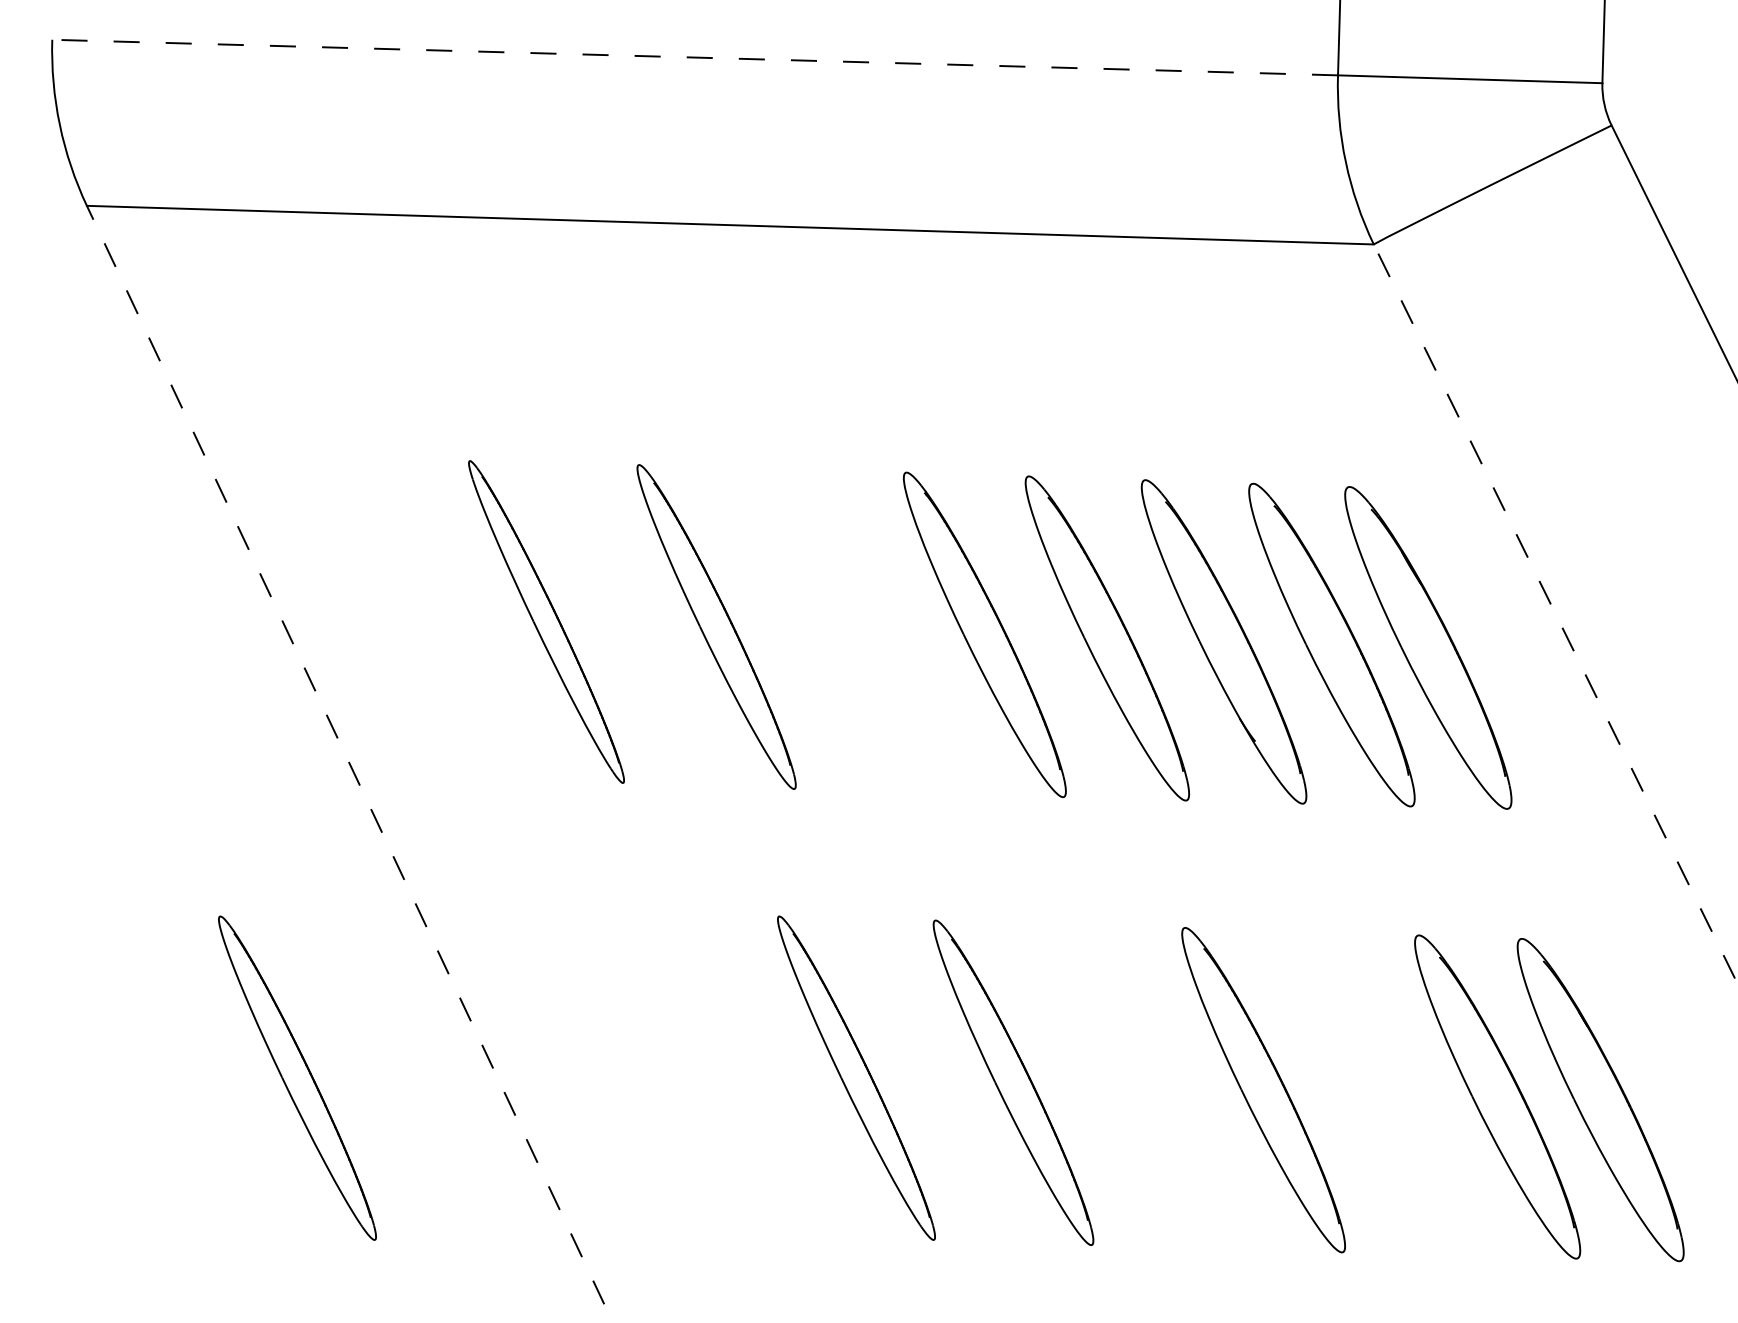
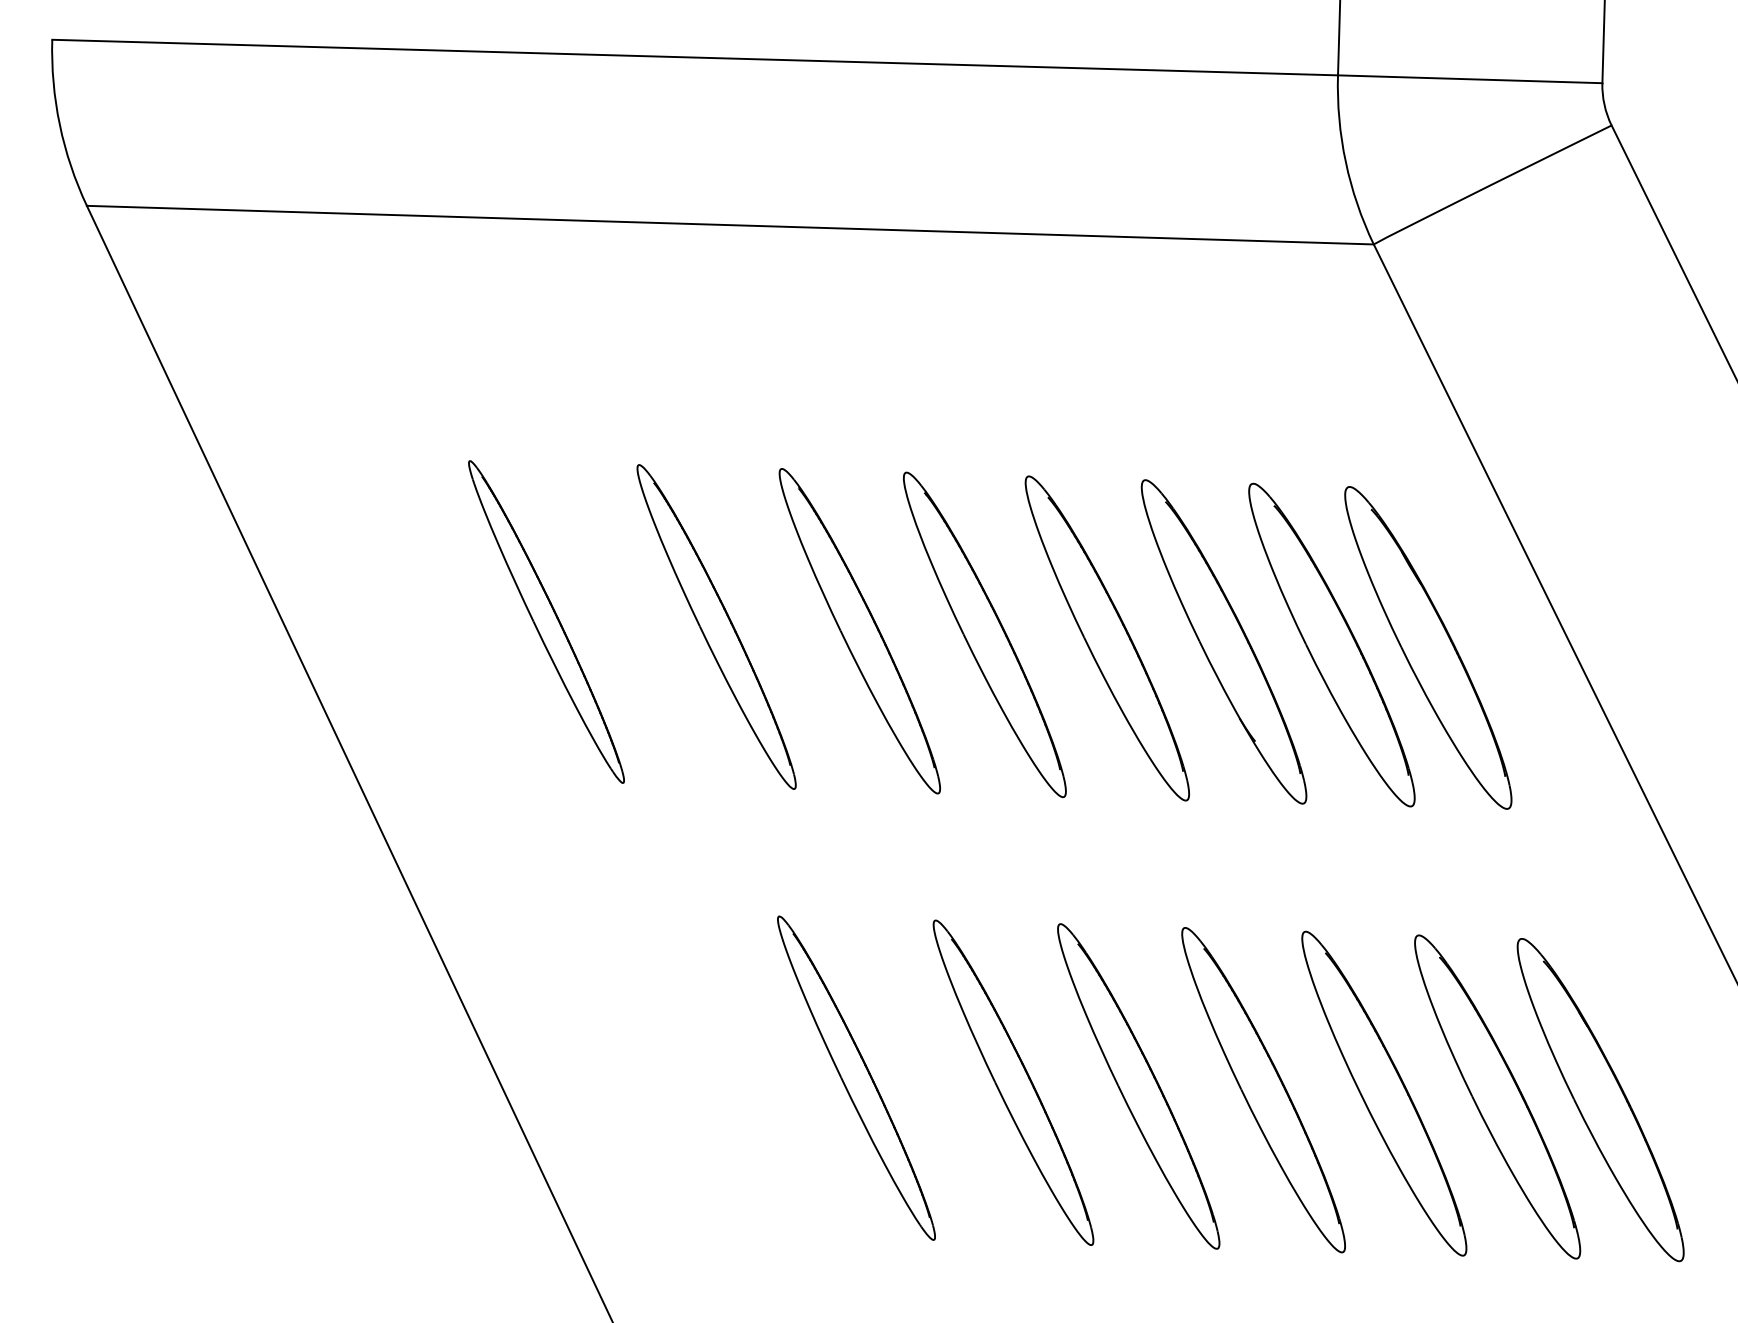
line: dashed -> solid (694, 57)
line: dashed -> solid (1555, 613)
part: none -> present (859, 631)
line: dashed -> solid (349, 763)
part: present -> none (297, 1077)
part: none -> present (1138, 1086)
part: none -> present (1384, 1093)
